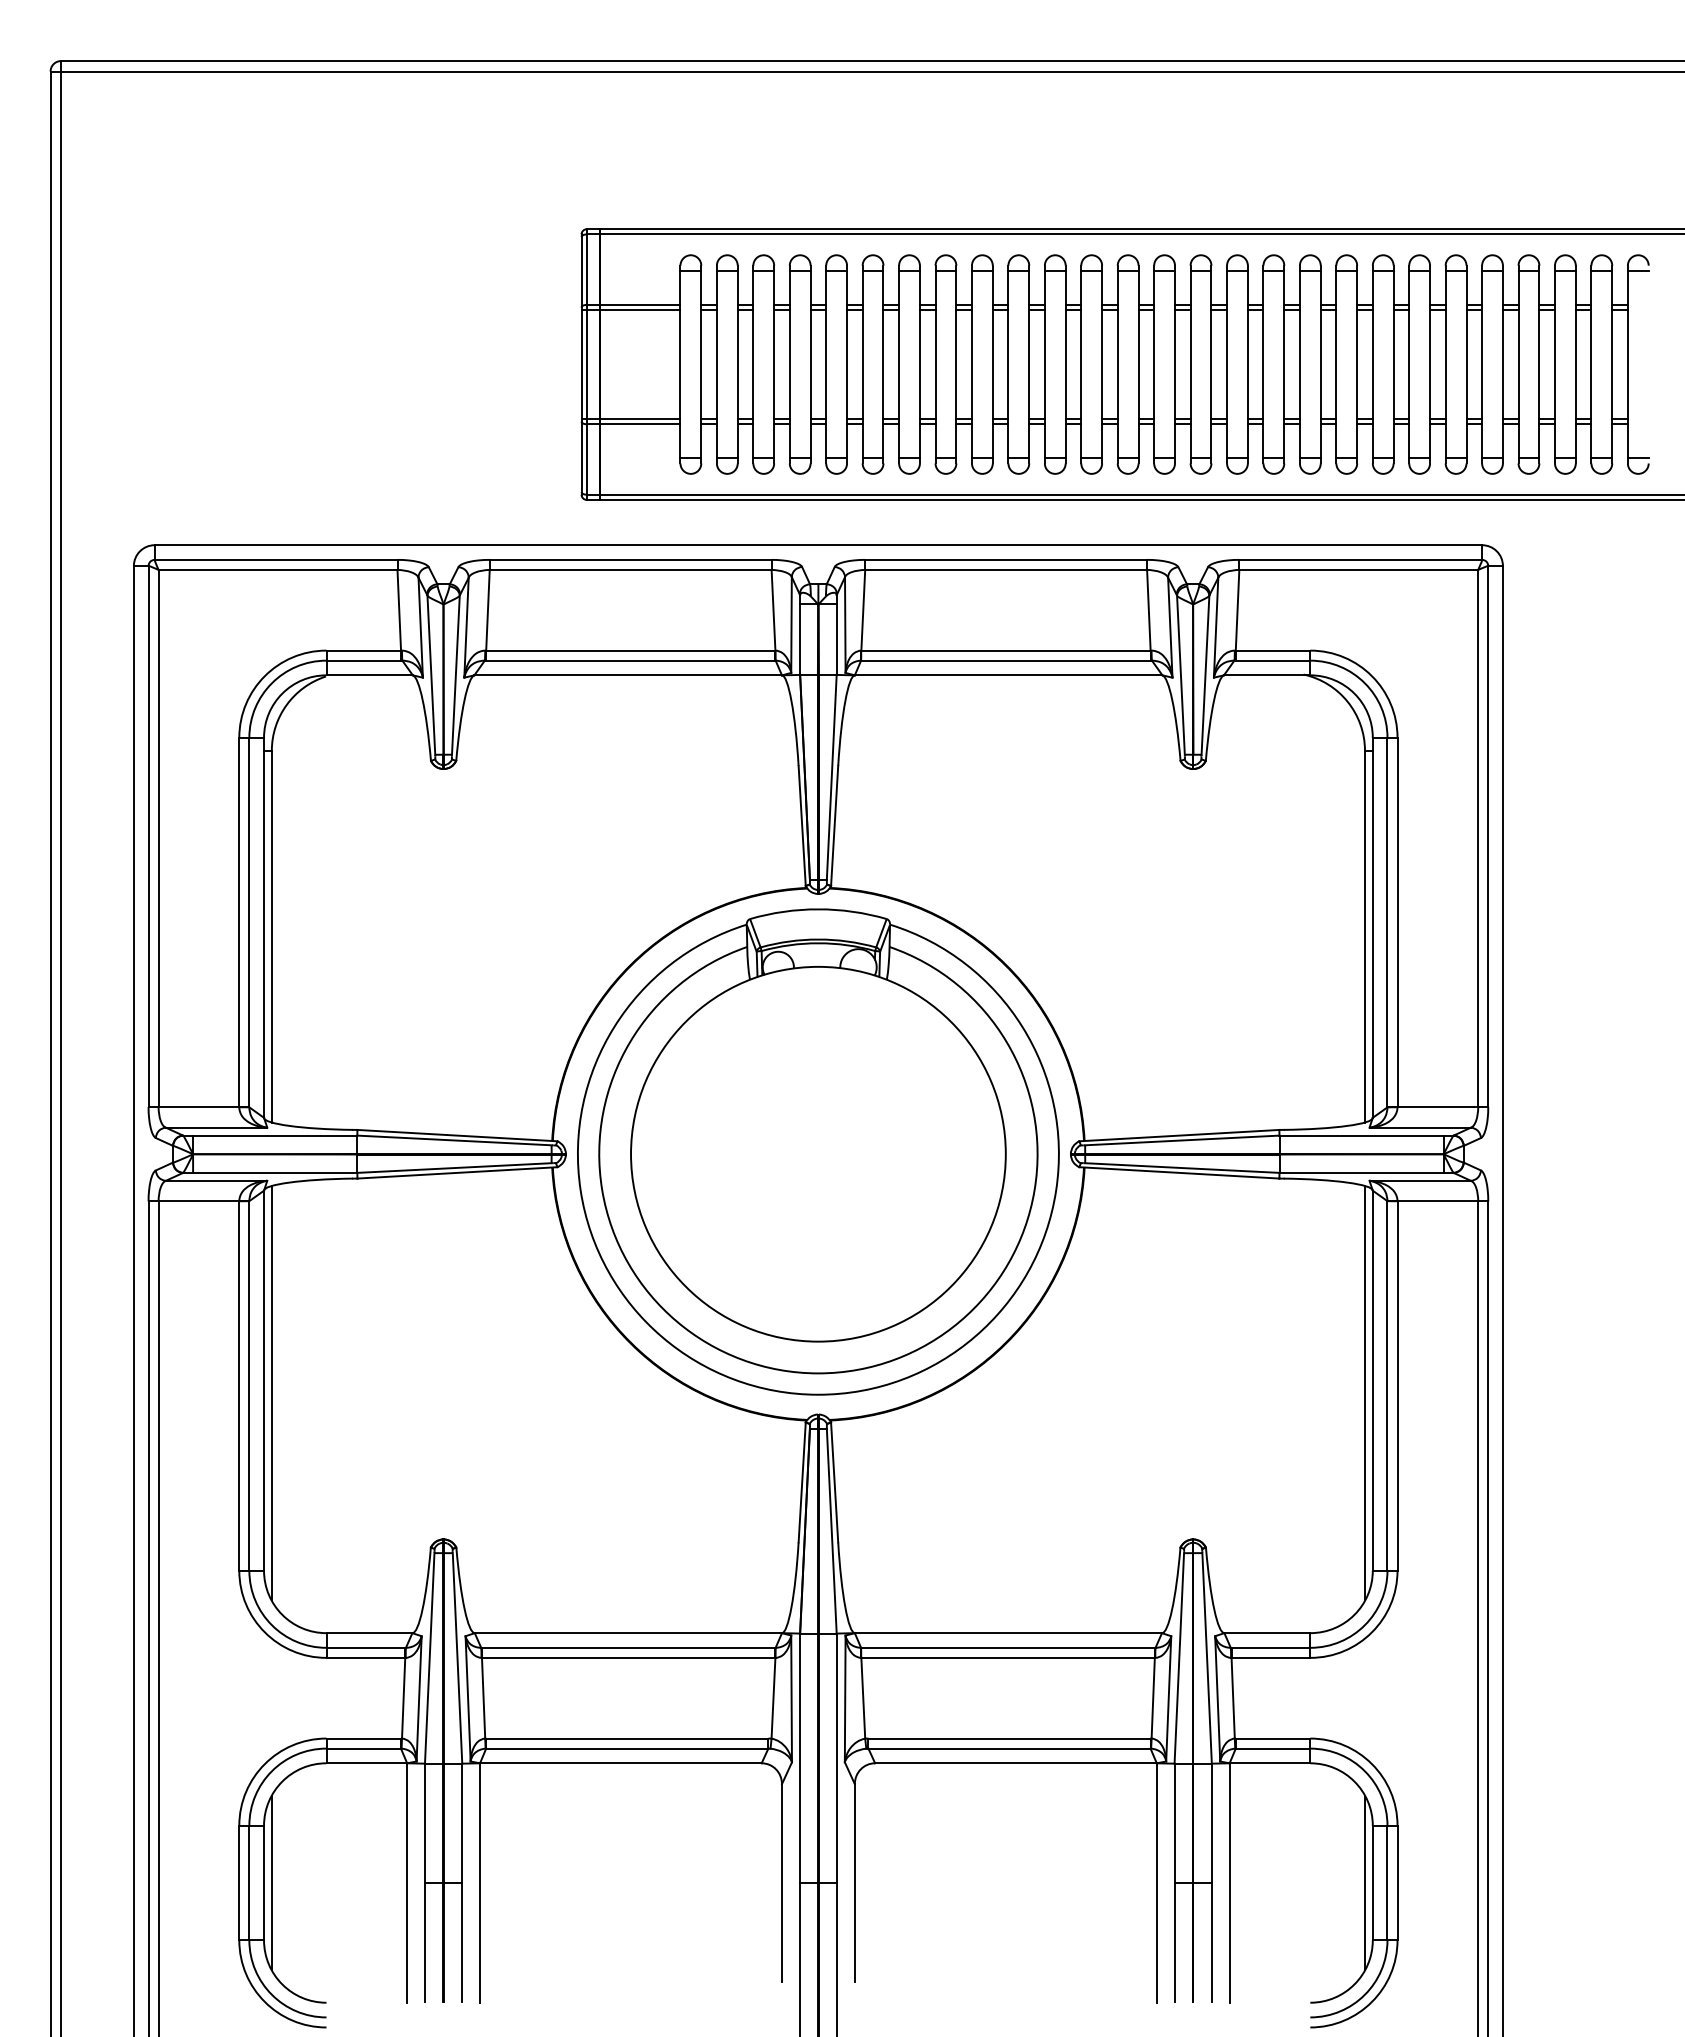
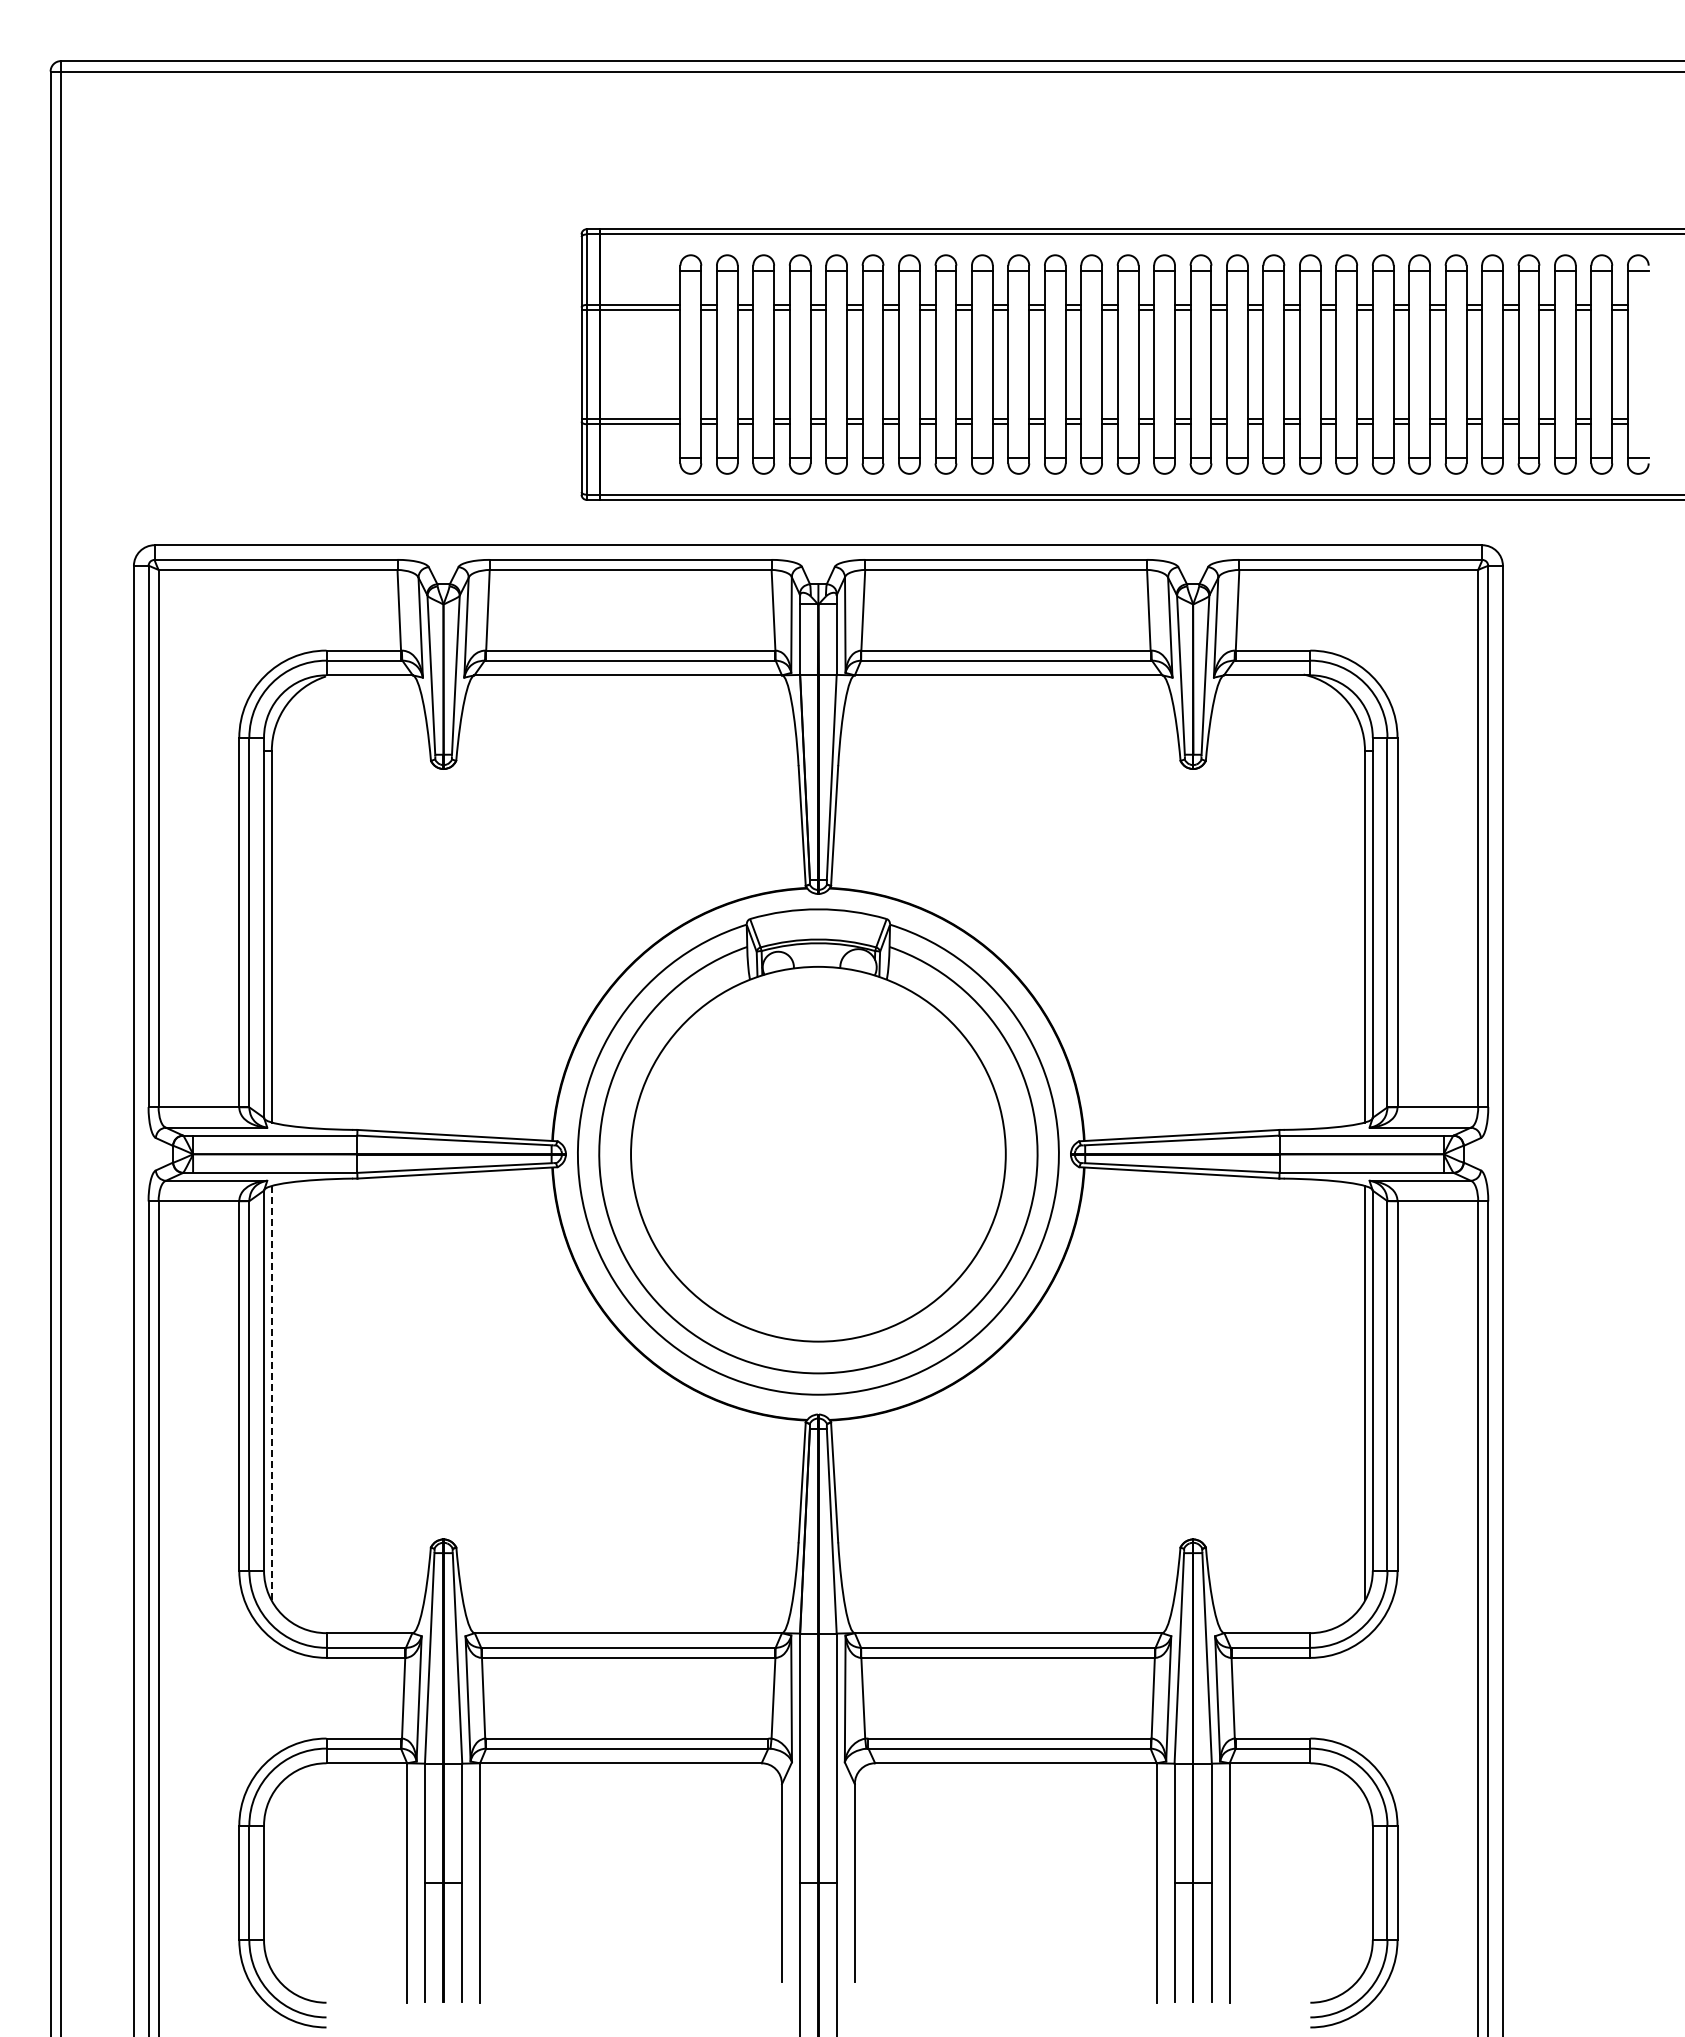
line: solid -> dashed (271, 1392)
line: present -> none (271, 1882)
line: present -> none (1364, 1882)
